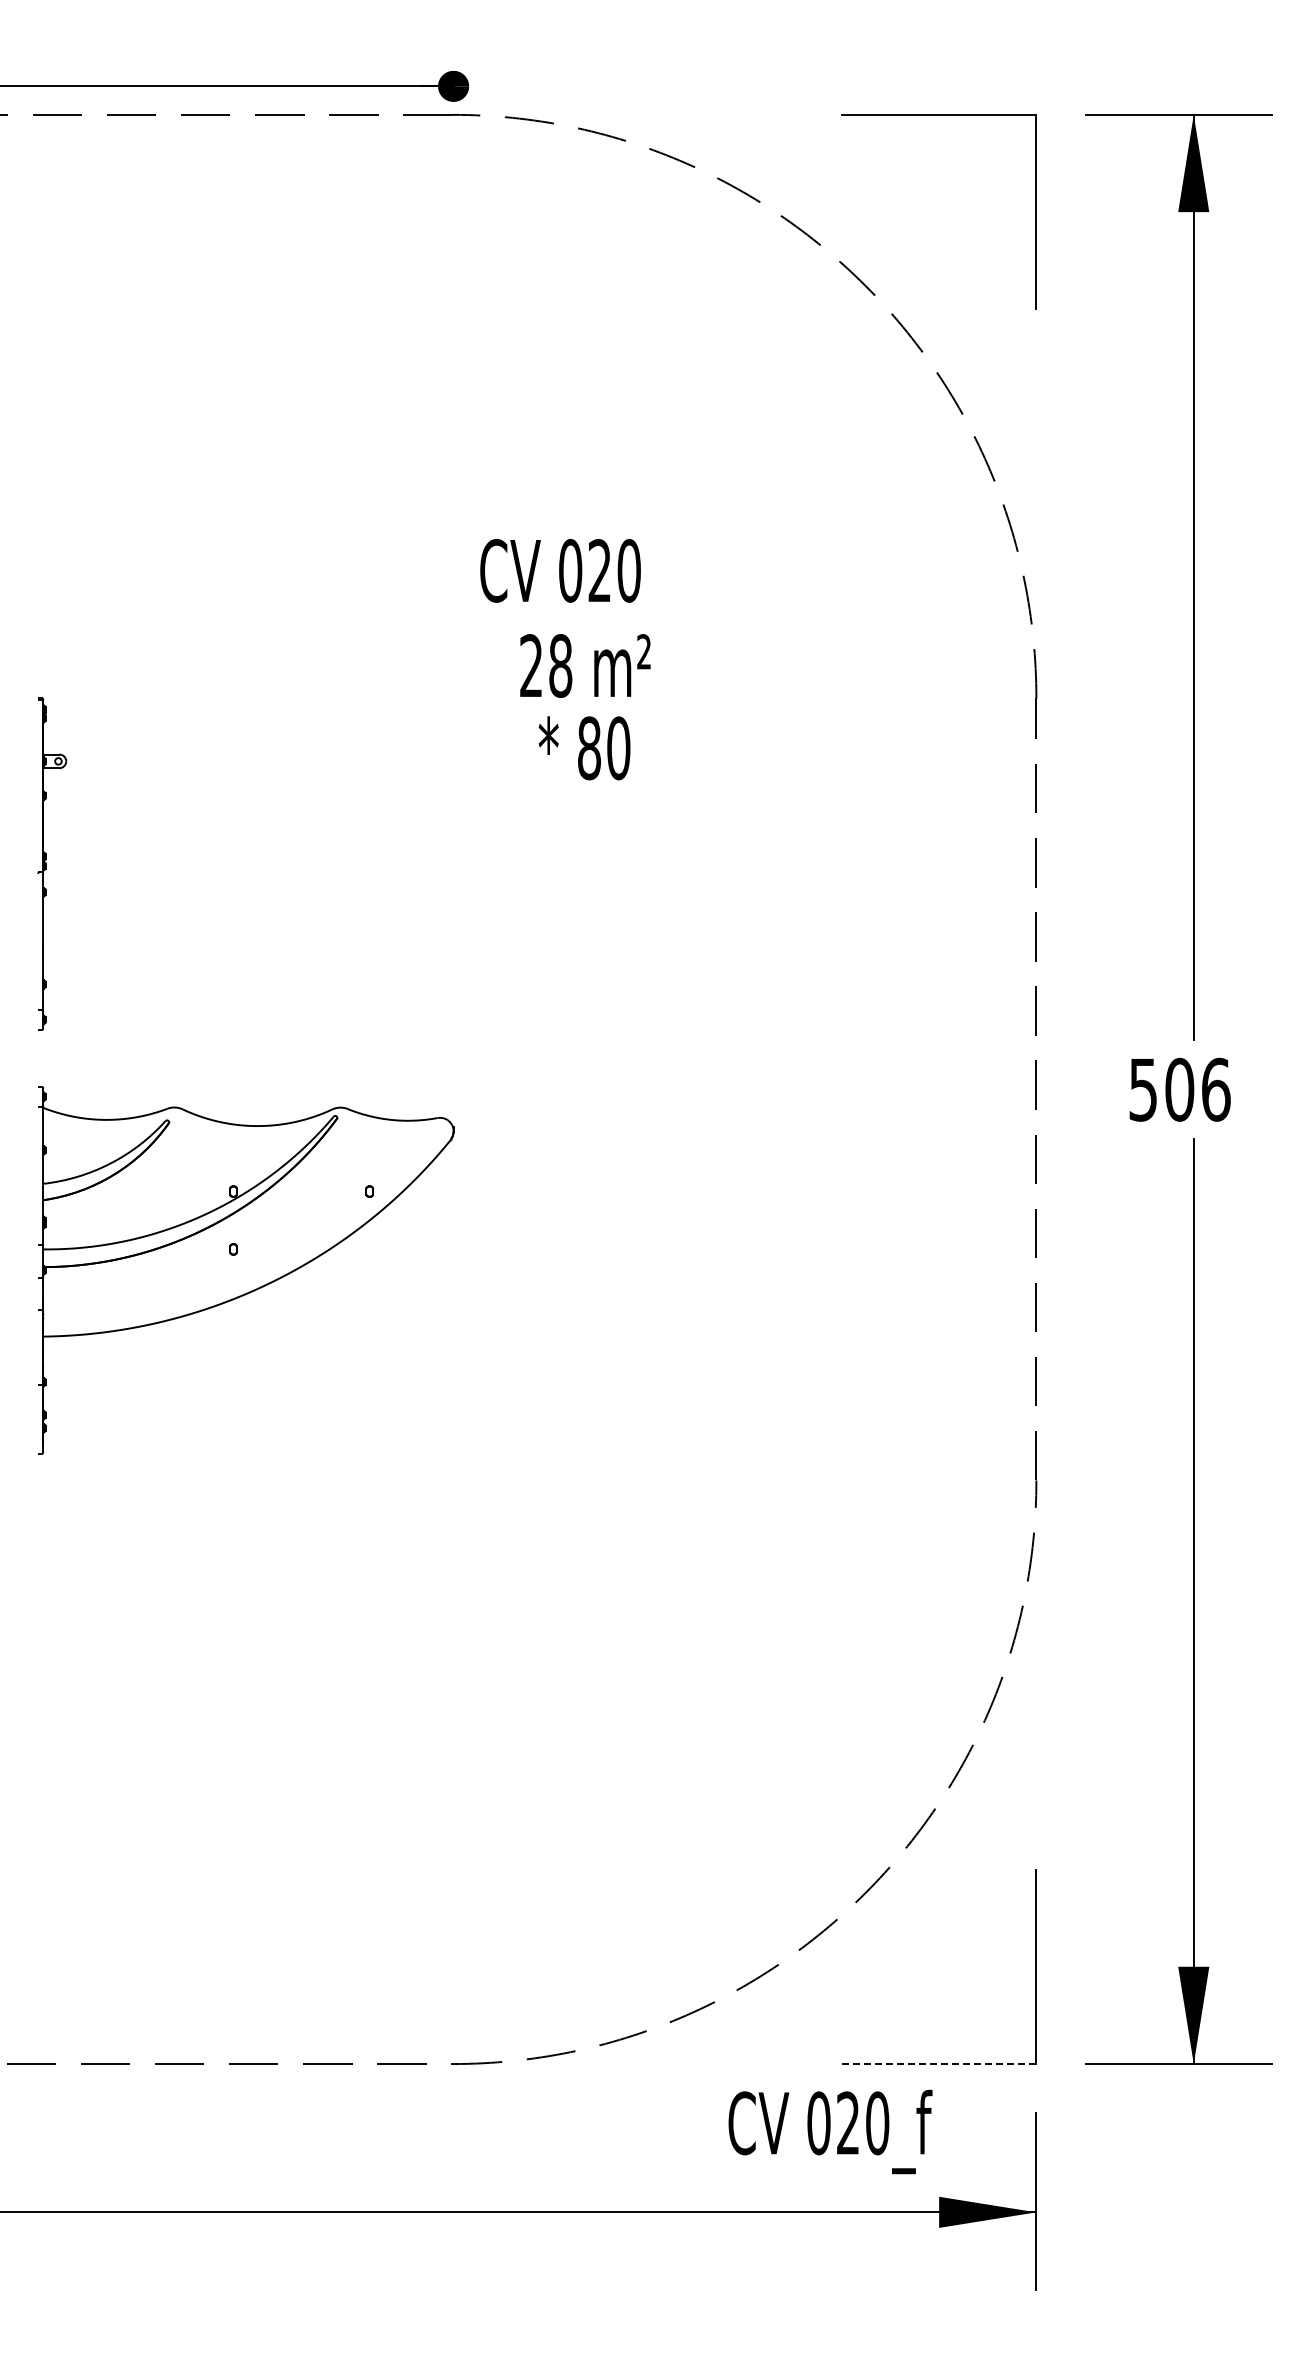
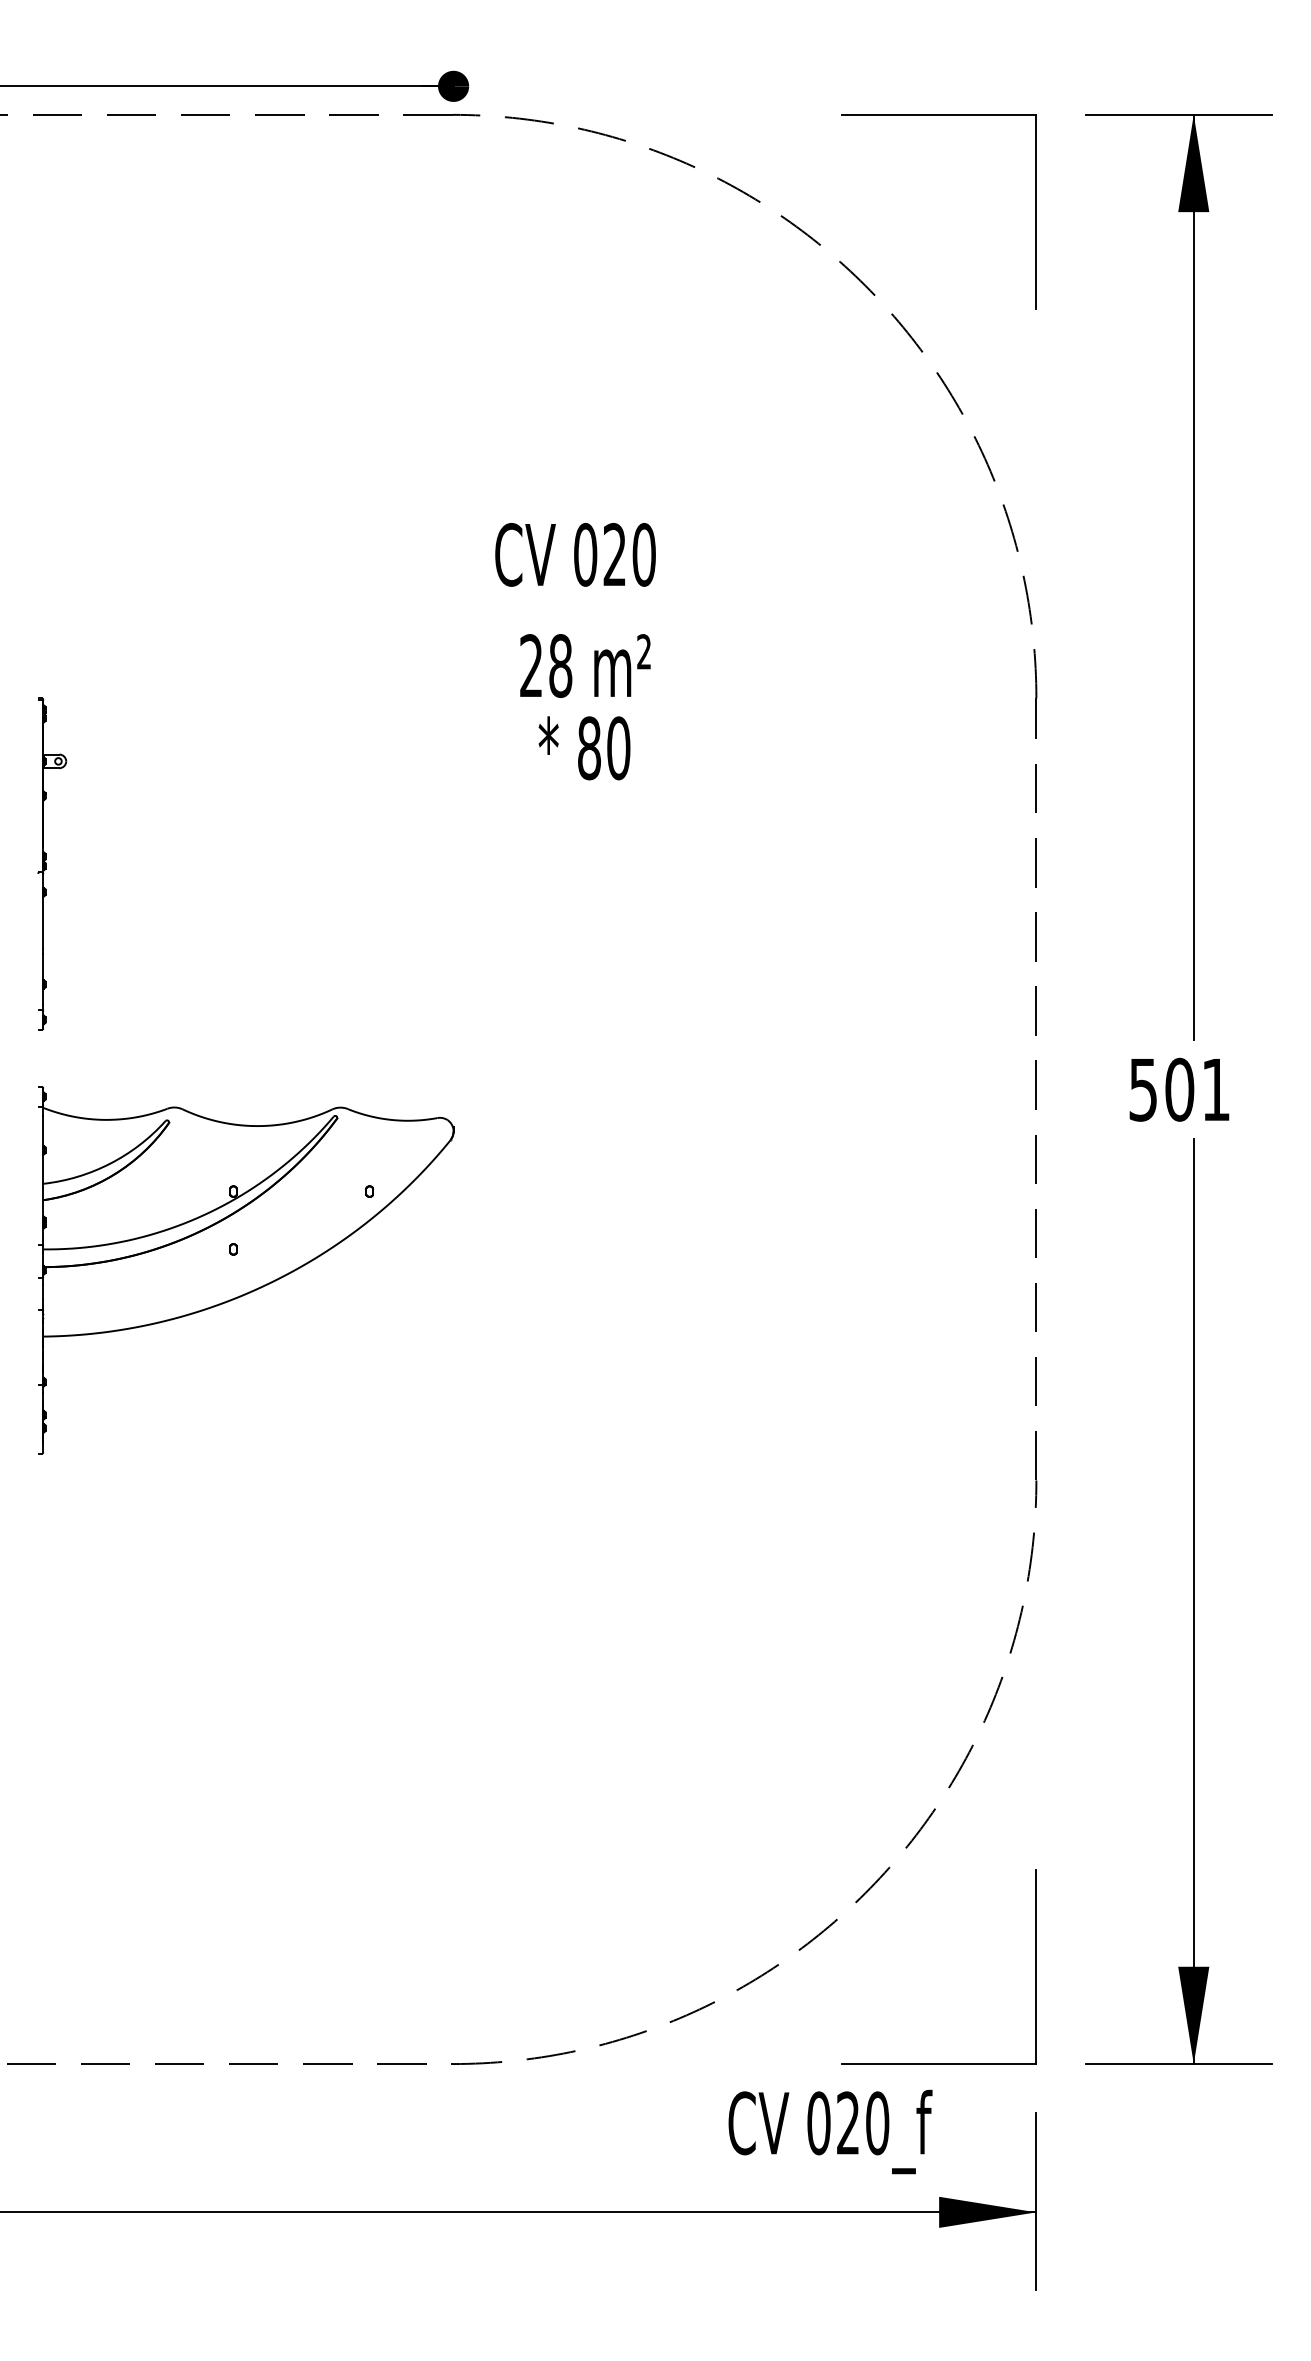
text position: (560, 570) -> (575, 554) (575, 554)
text: 506 -> 501 (1216, 1089)
line: dashed -> solid (938, 2064)
